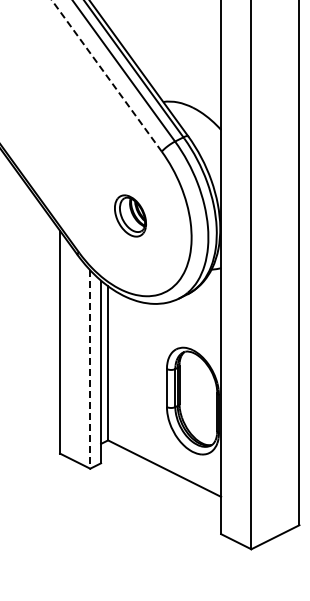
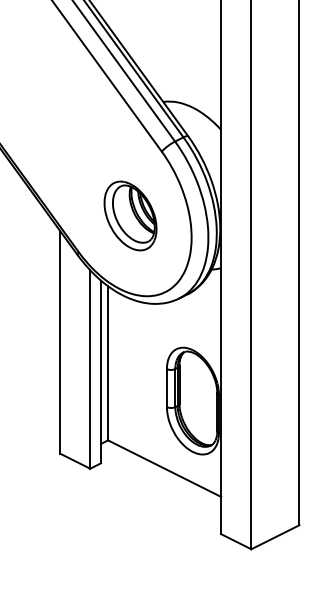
line: dashed -> solid (106, 75)
part size: 33x44 px -> 55x72 px (130, 215)
line: dashed -> solid (90, 369)
